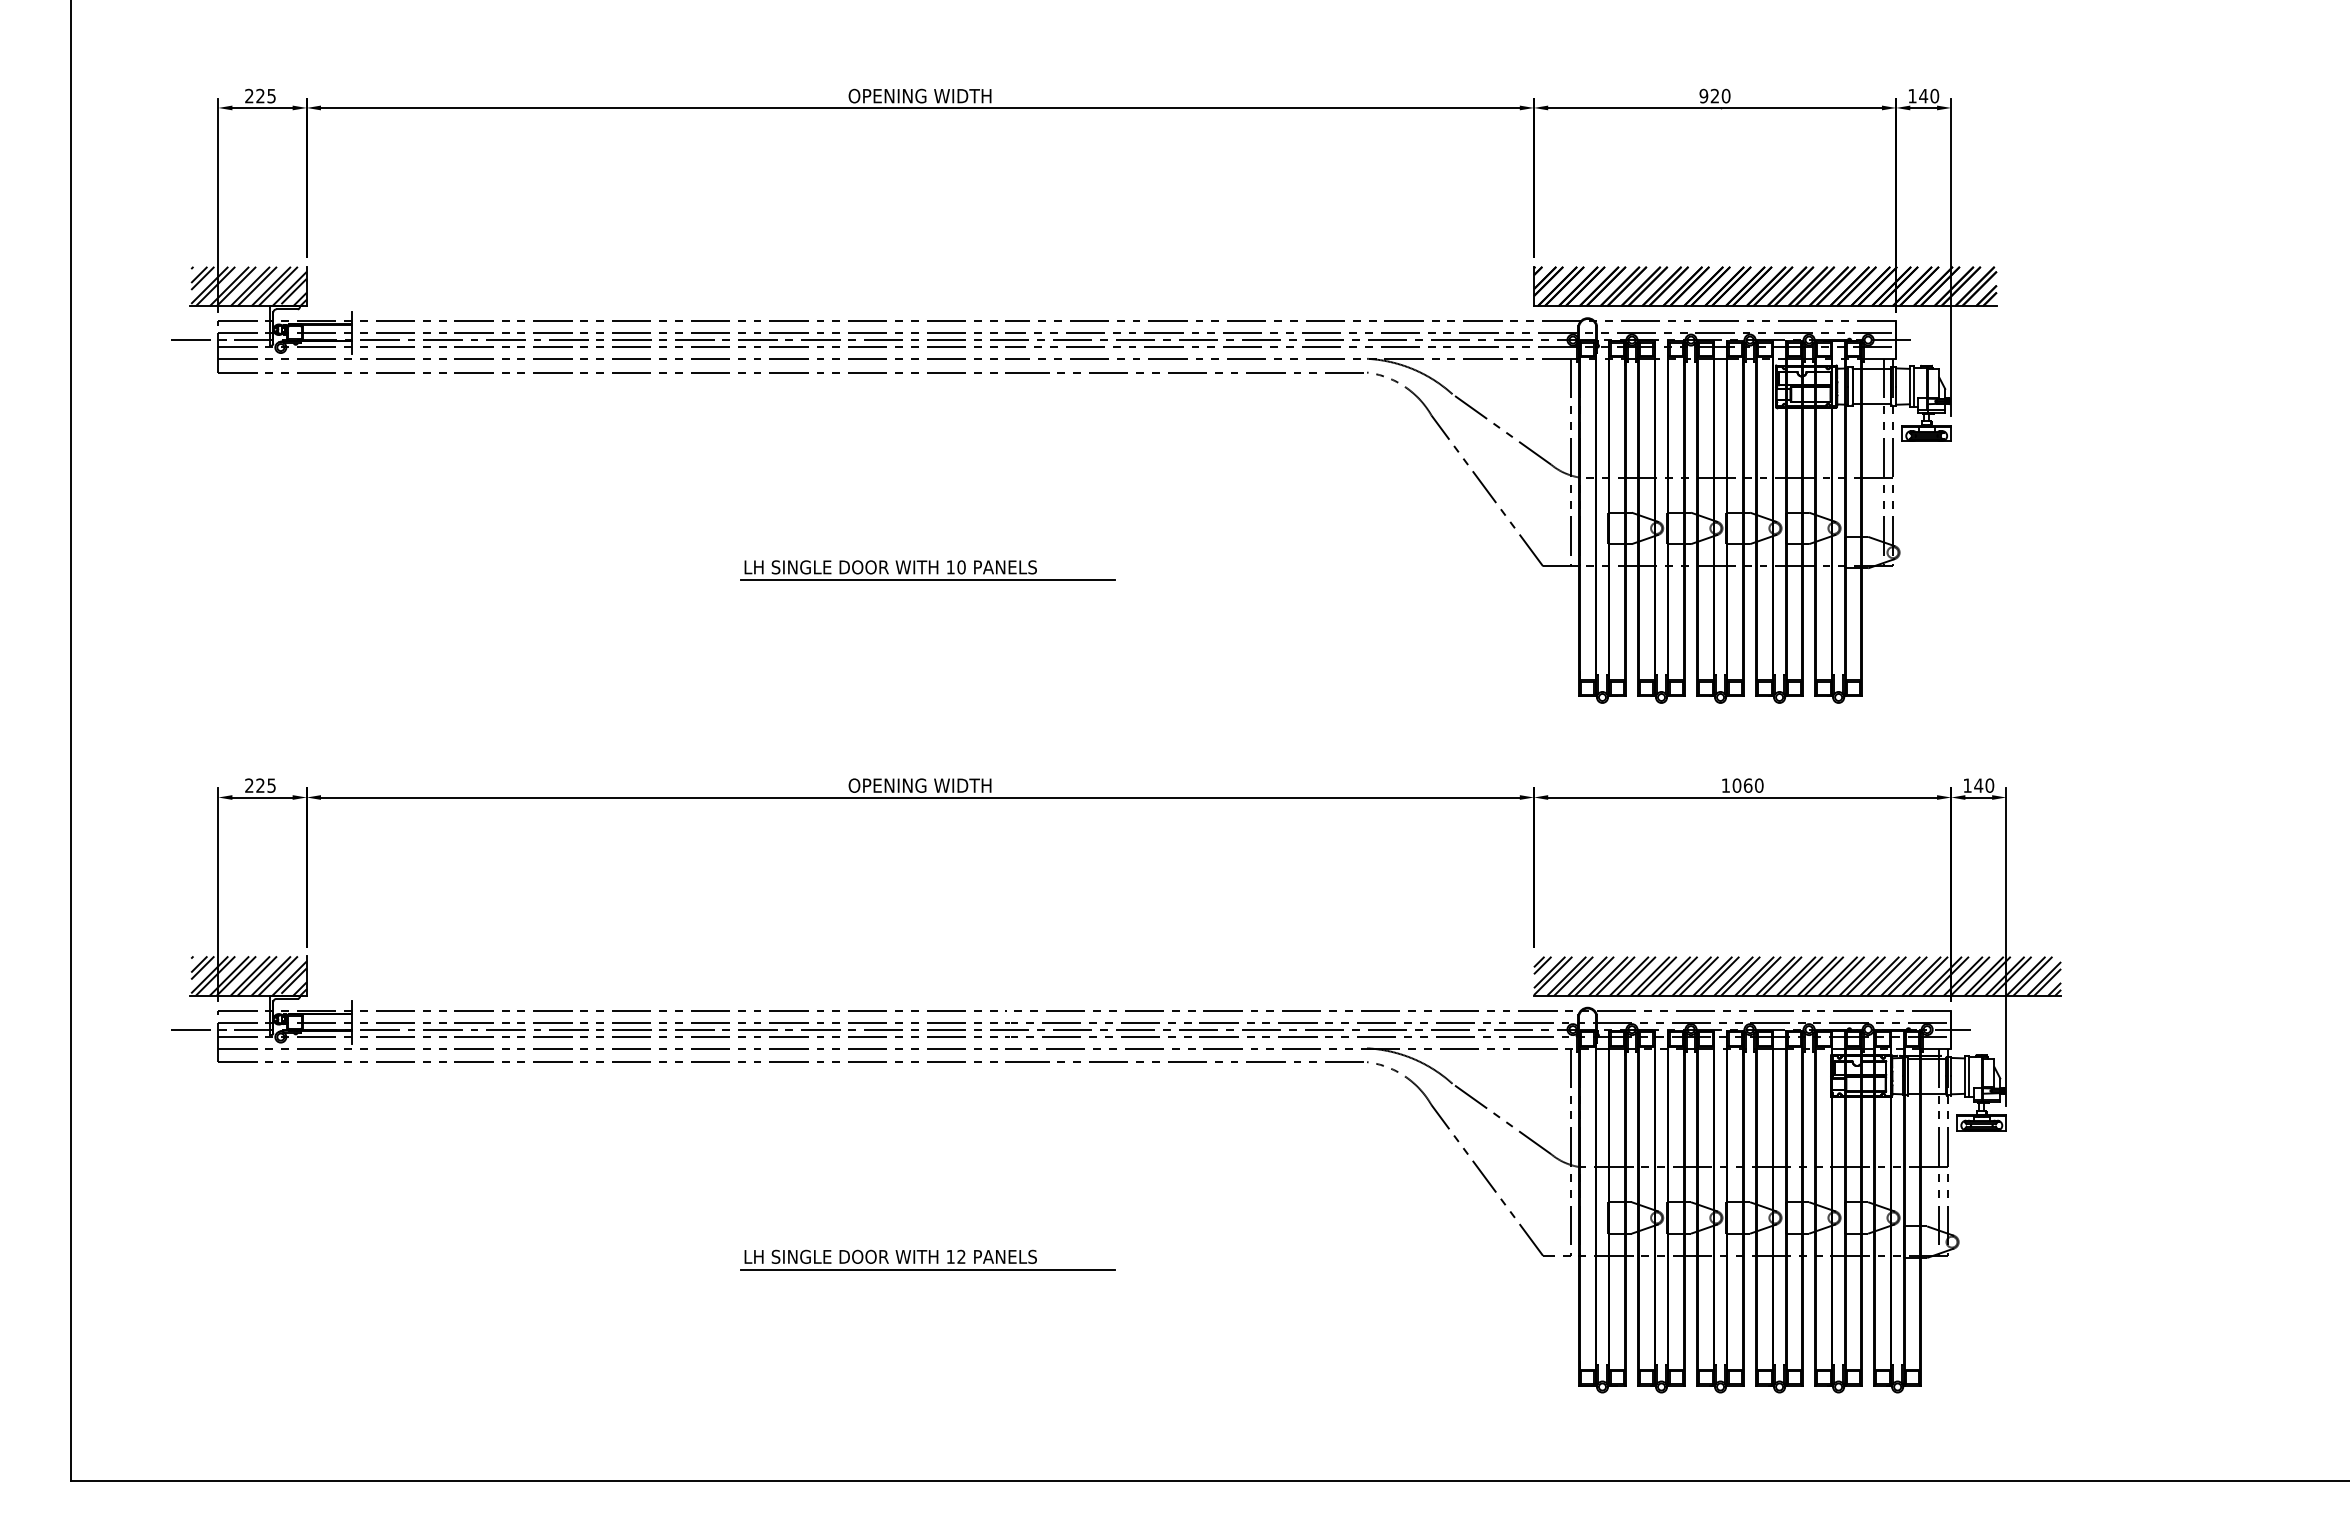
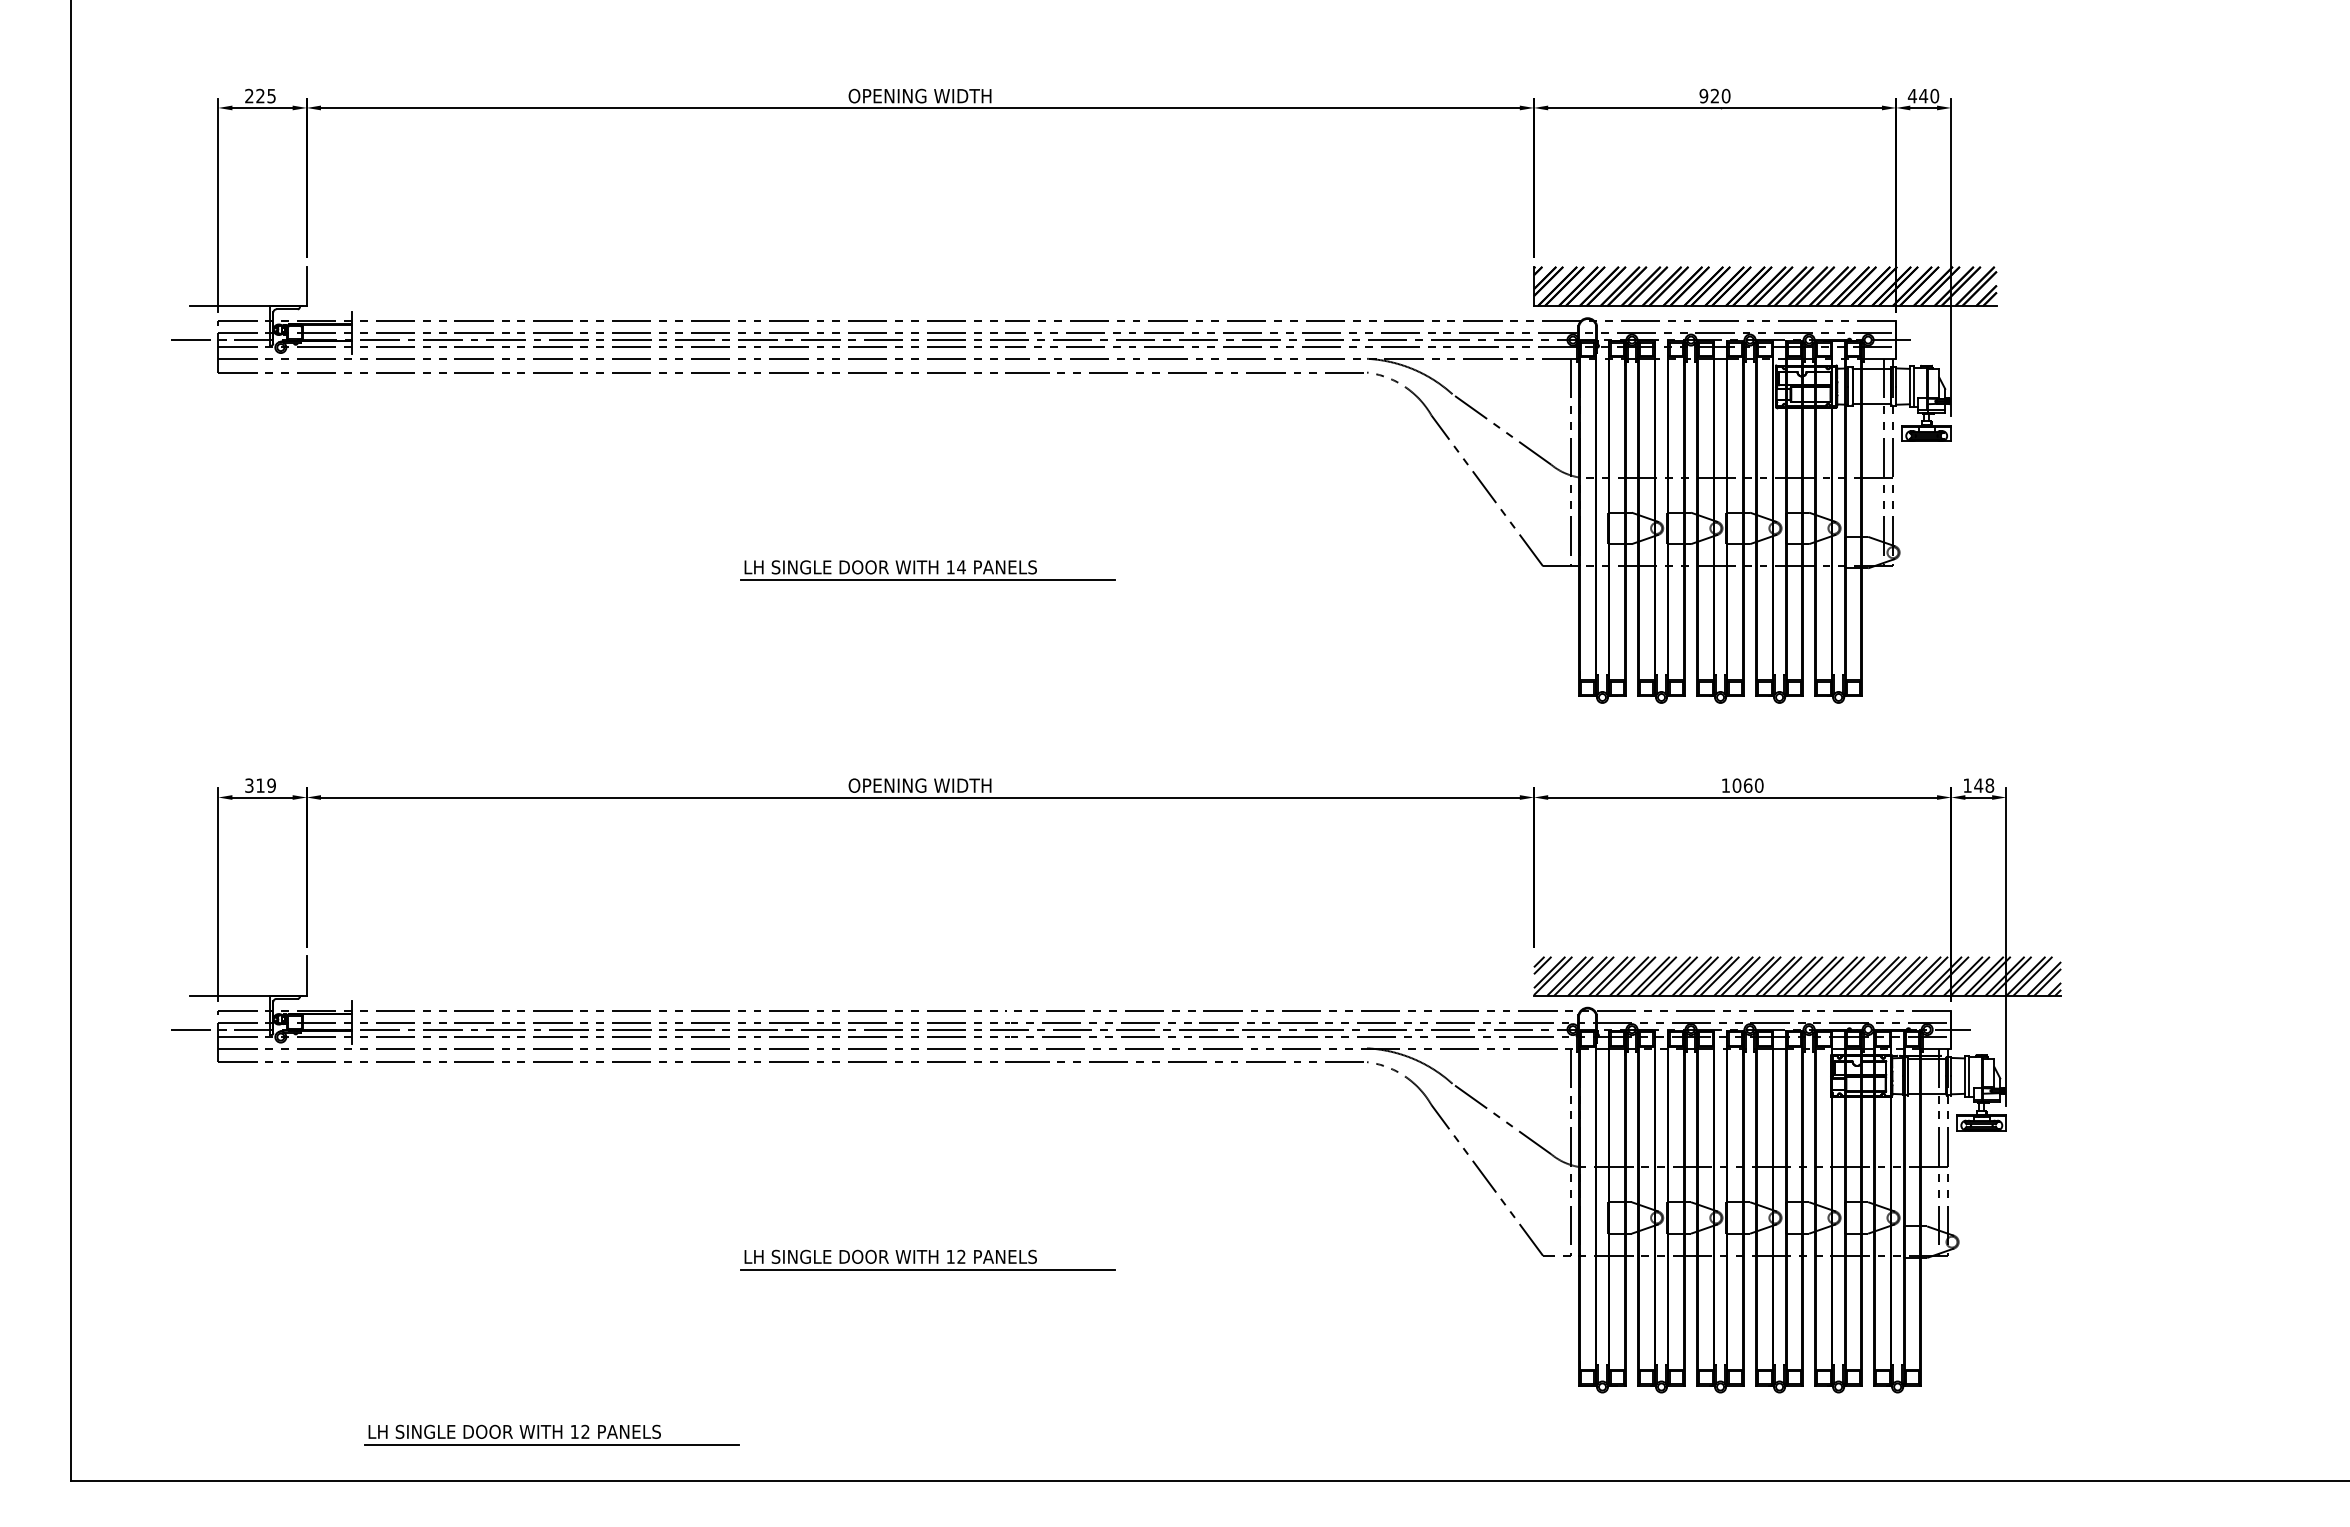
text: 140 -> 440 (1912, 96)
hatch: present -> none (248, 286)
text: 10 -> 14 (961, 567)
text: 225 -> 319 (260, 785)
text: 140 -> 148 (1989, 785)
hatch: present -> none (248, 975)
part: none -> present (551, 1434)
